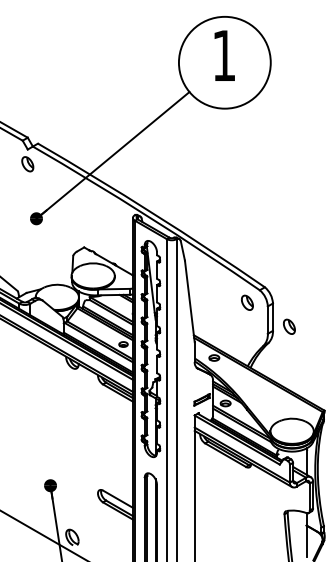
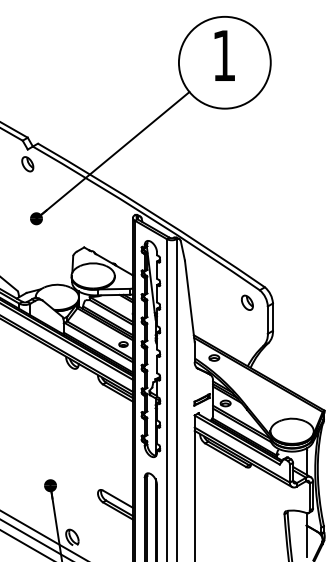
part: present -> none (289, 326)
line: none -> present (35, 539)
line: none -> present (25, 544)
